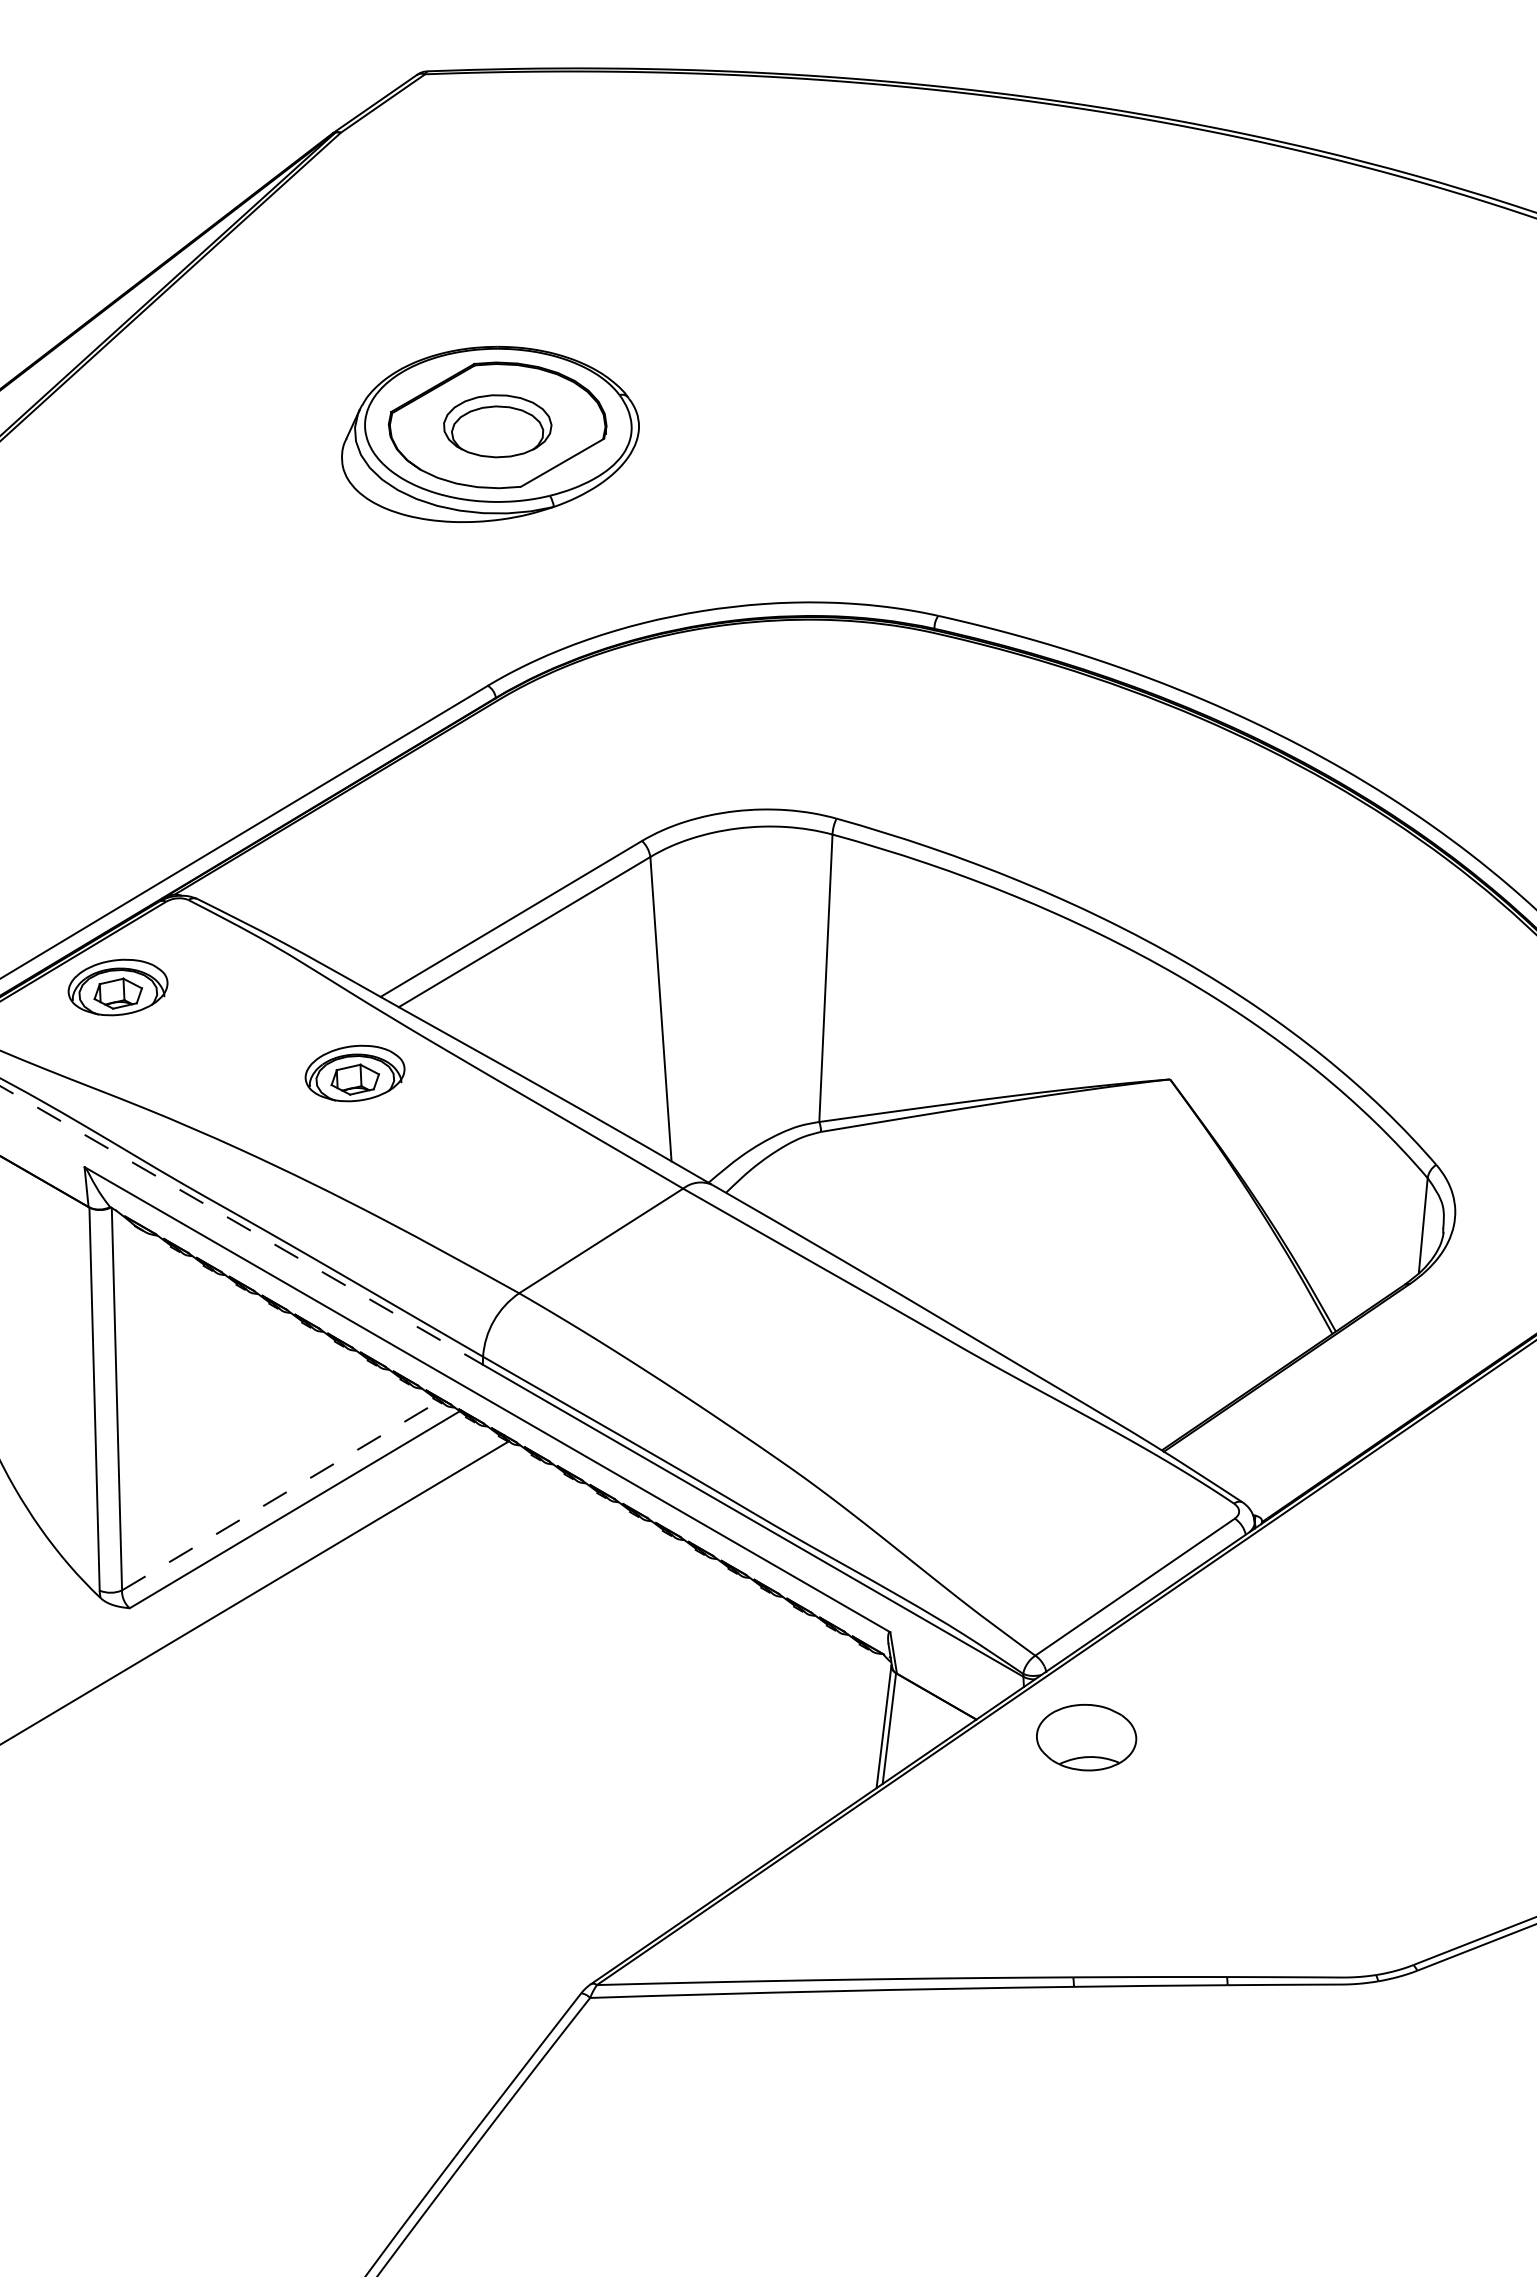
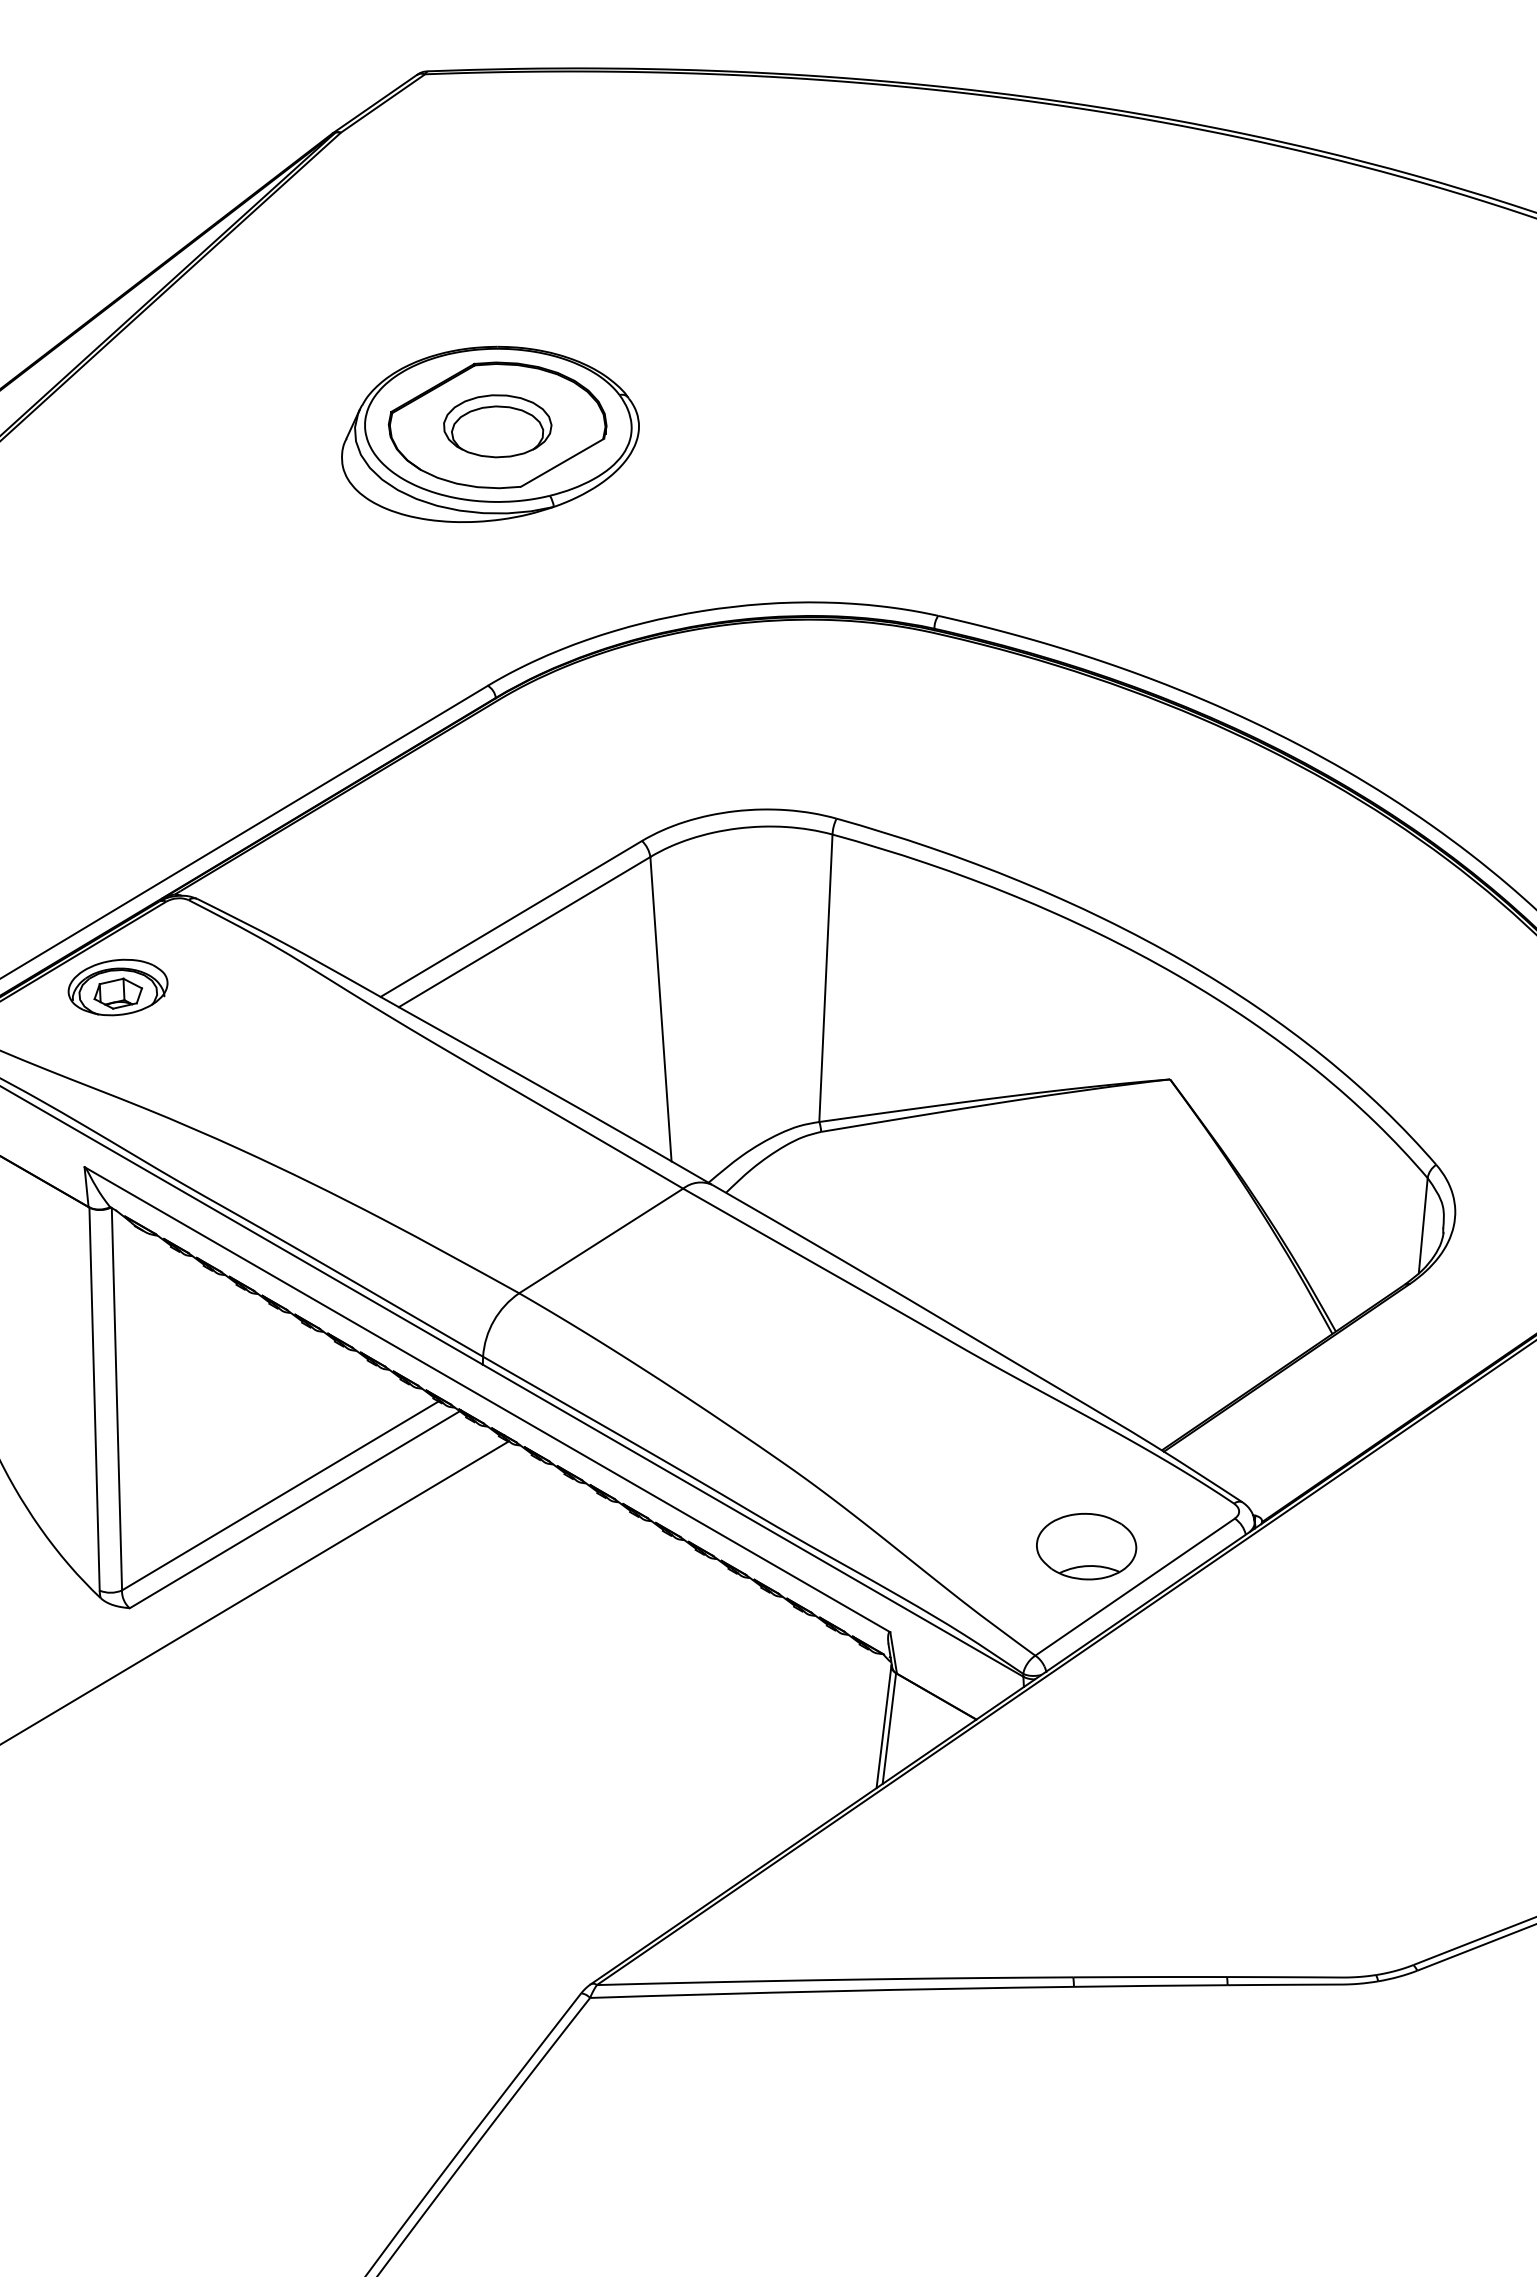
part: present -> none (354, 1073)
line: dashed -> solid (241, 1225)
line: dashed -> solid (280, 1495)
part position: (1086, 1737) -> (1086, 1546) (1086, 1546)
